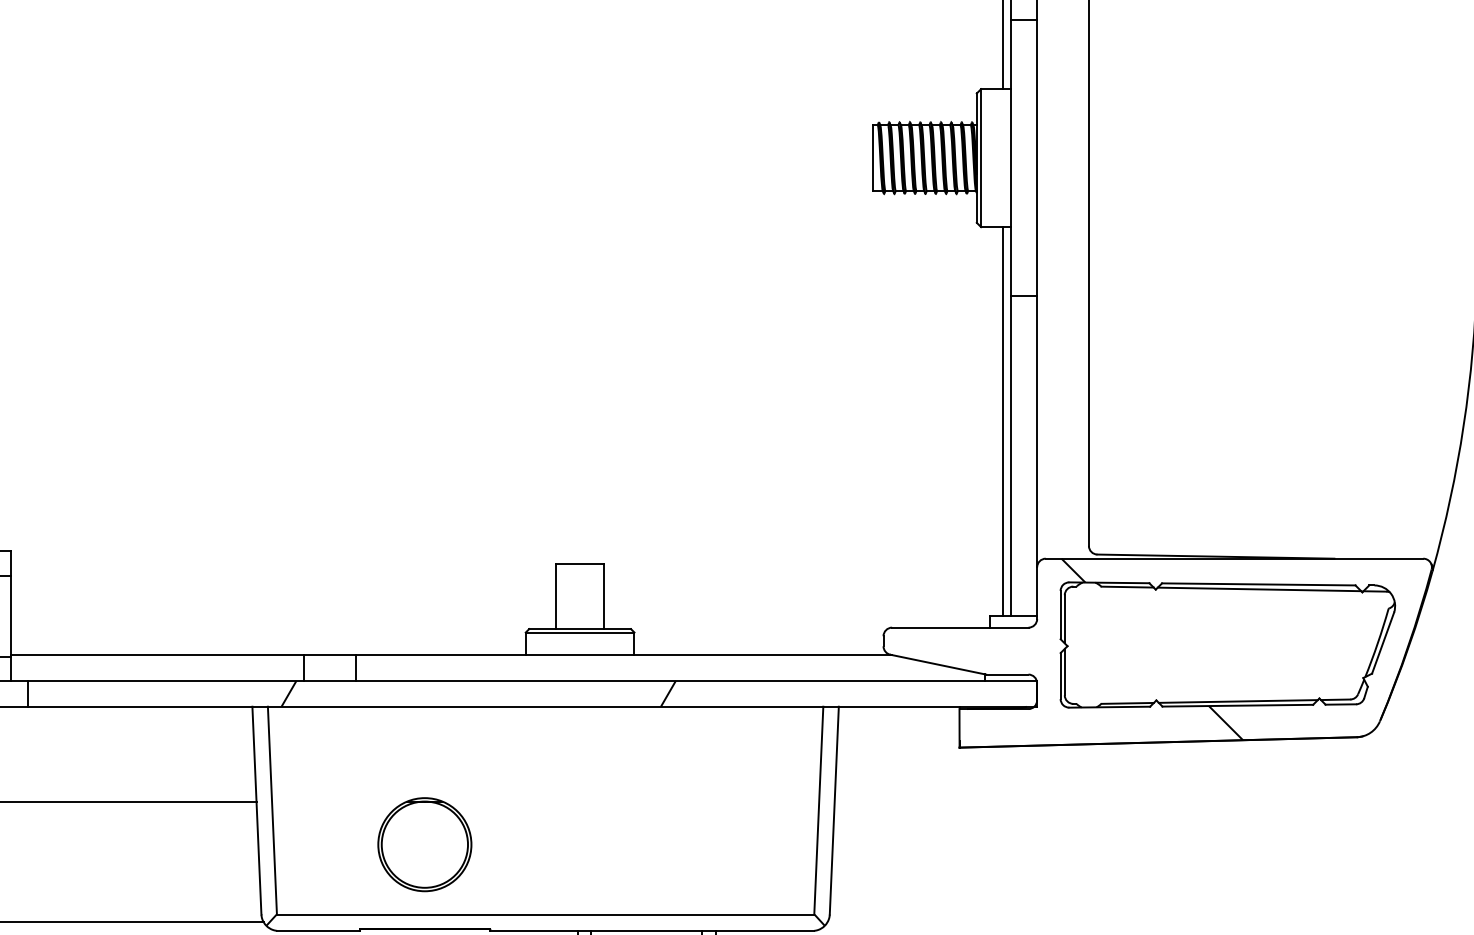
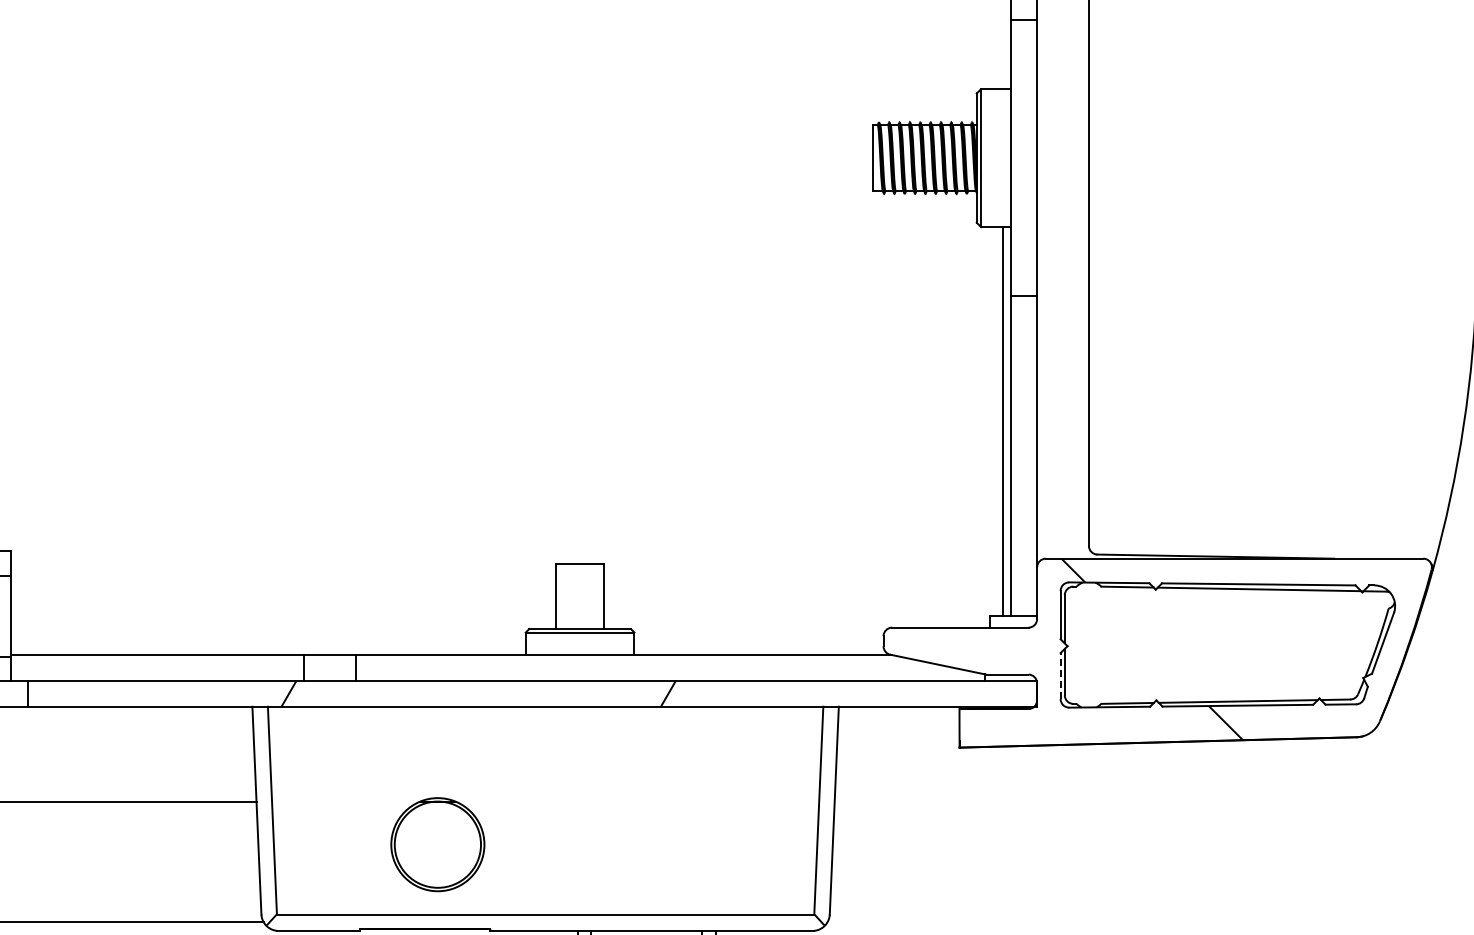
line: present -> none (1002, 45)
line: solid -> dashed (1060, 676)
part position: (424, 844) -> (437, 844) (437, 844)
